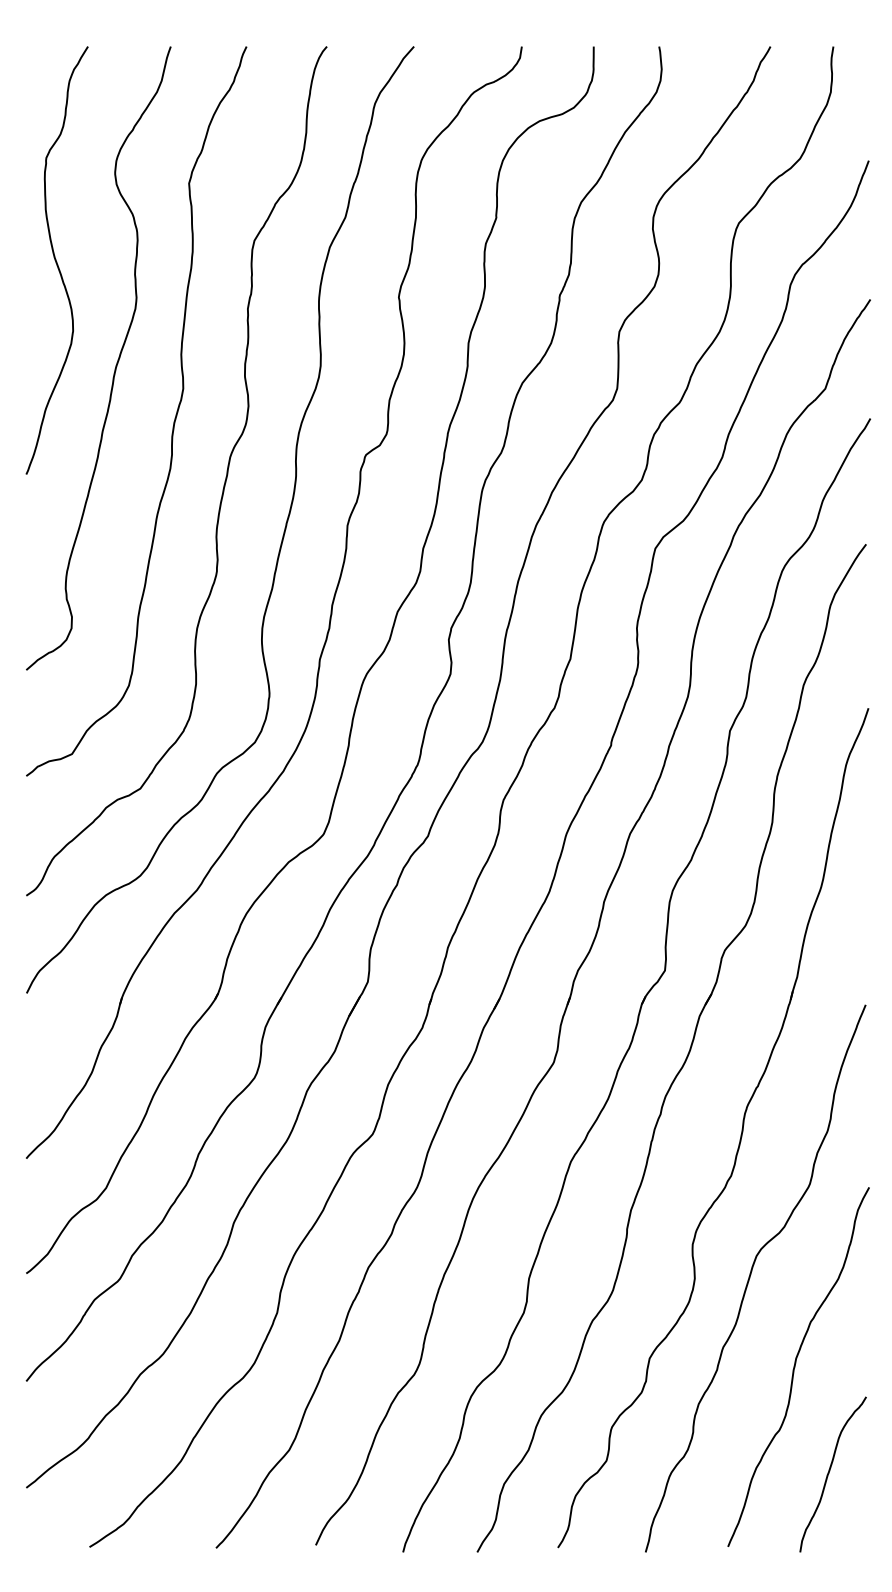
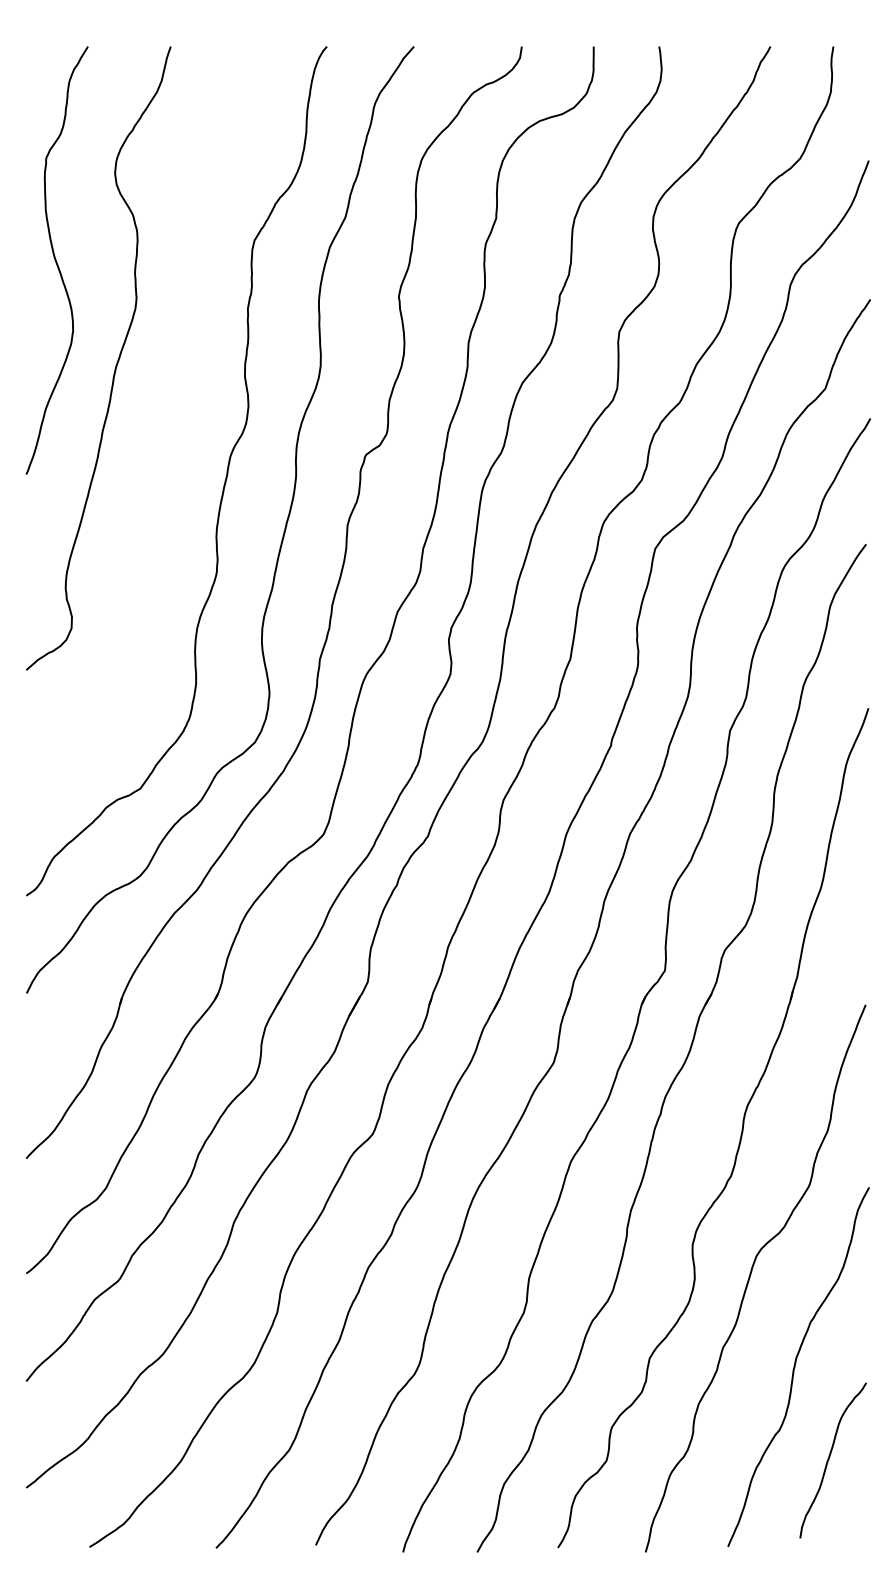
curve: present -> none (173, 421)
curve position: (829, 1473) -> (829, 1459) (829, 1459)
